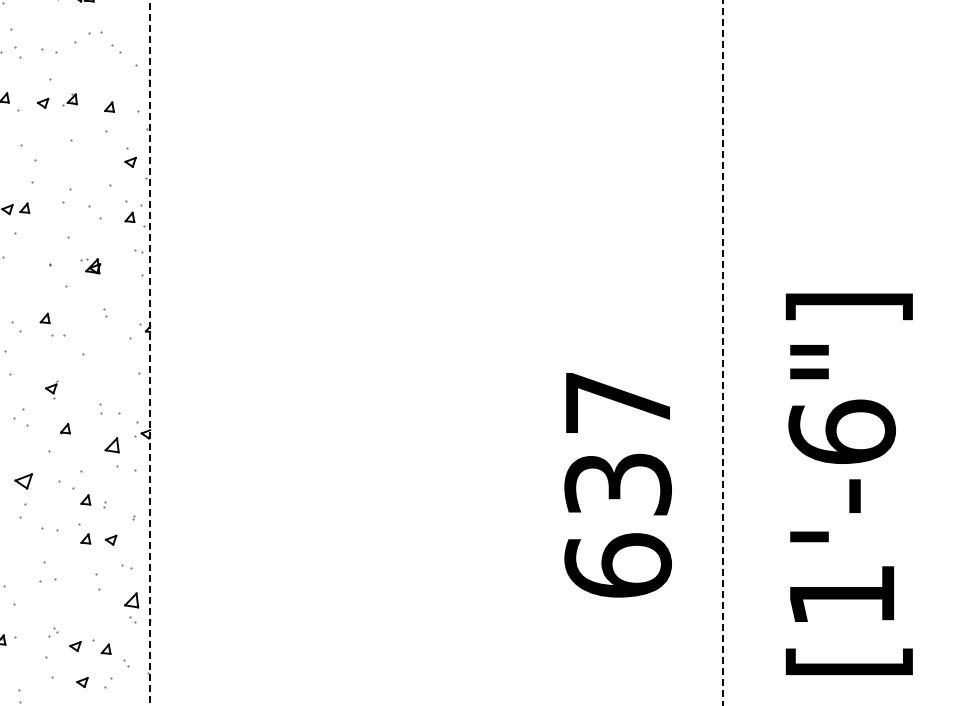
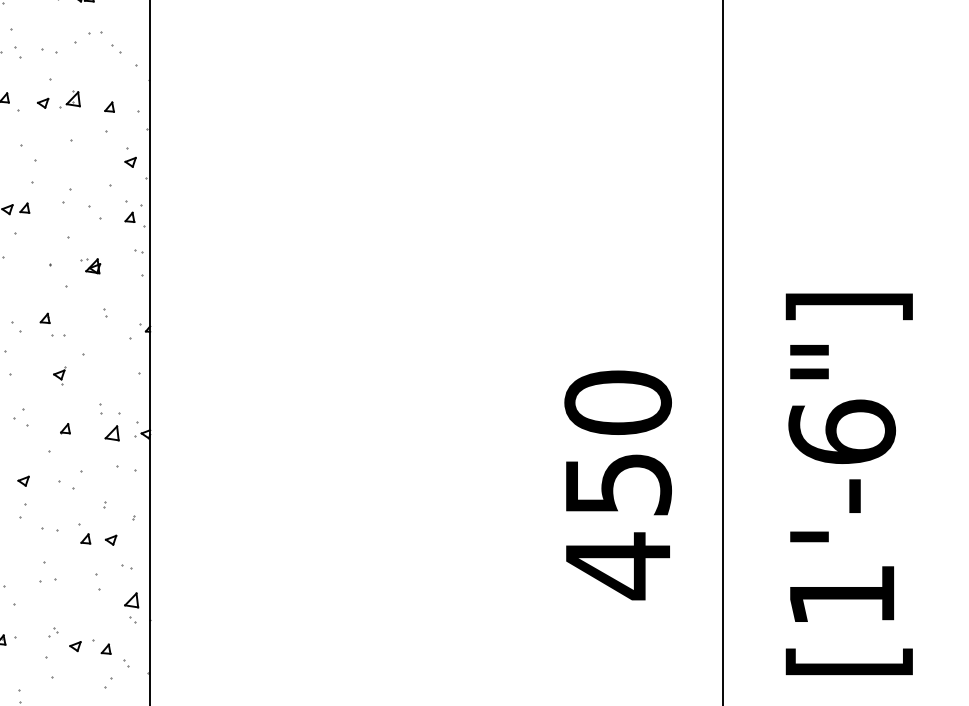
part size: 16x14 px -> 22x19 px (69, 99)
line: dashed -> solid (150, 353)
line: dashed -> solid (723, 353)
part position: (51, 389) -> (59, 375) (59, 375)
part position: (111, 445) -> (111, 433) (111, 433)
part size: 19x17 px -> 13x12 px (23, 480)
text: 637 -> 450 (617, 485)
part: present -> none (85, 499)
part: present -> none (82, 682)
